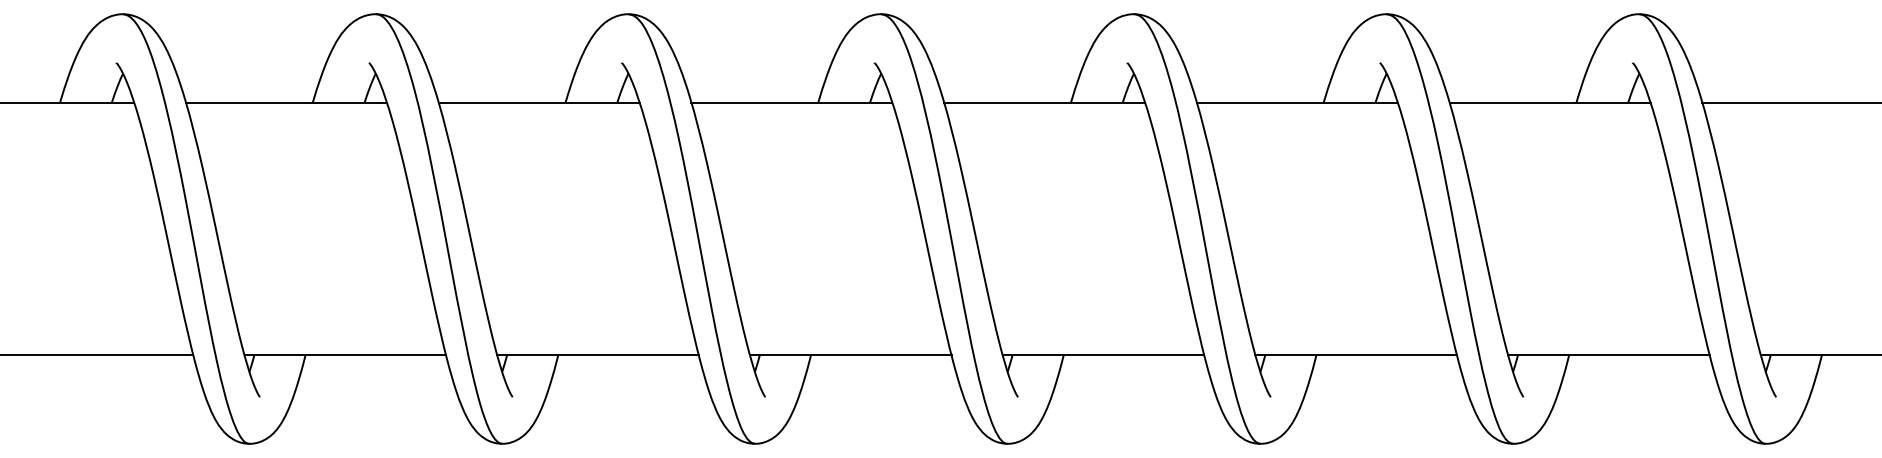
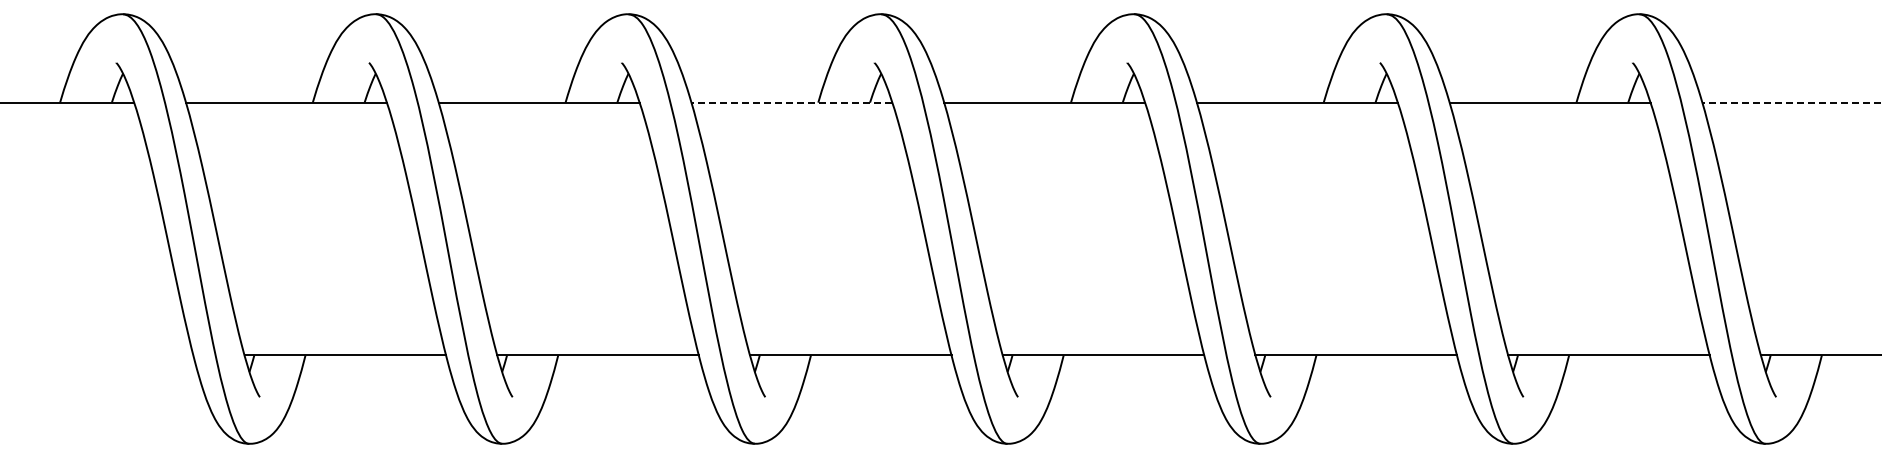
line: solid -> dashed (791, 102)
line: solid -> dashed (1791, 102)
line: present -> none (97, 355)
